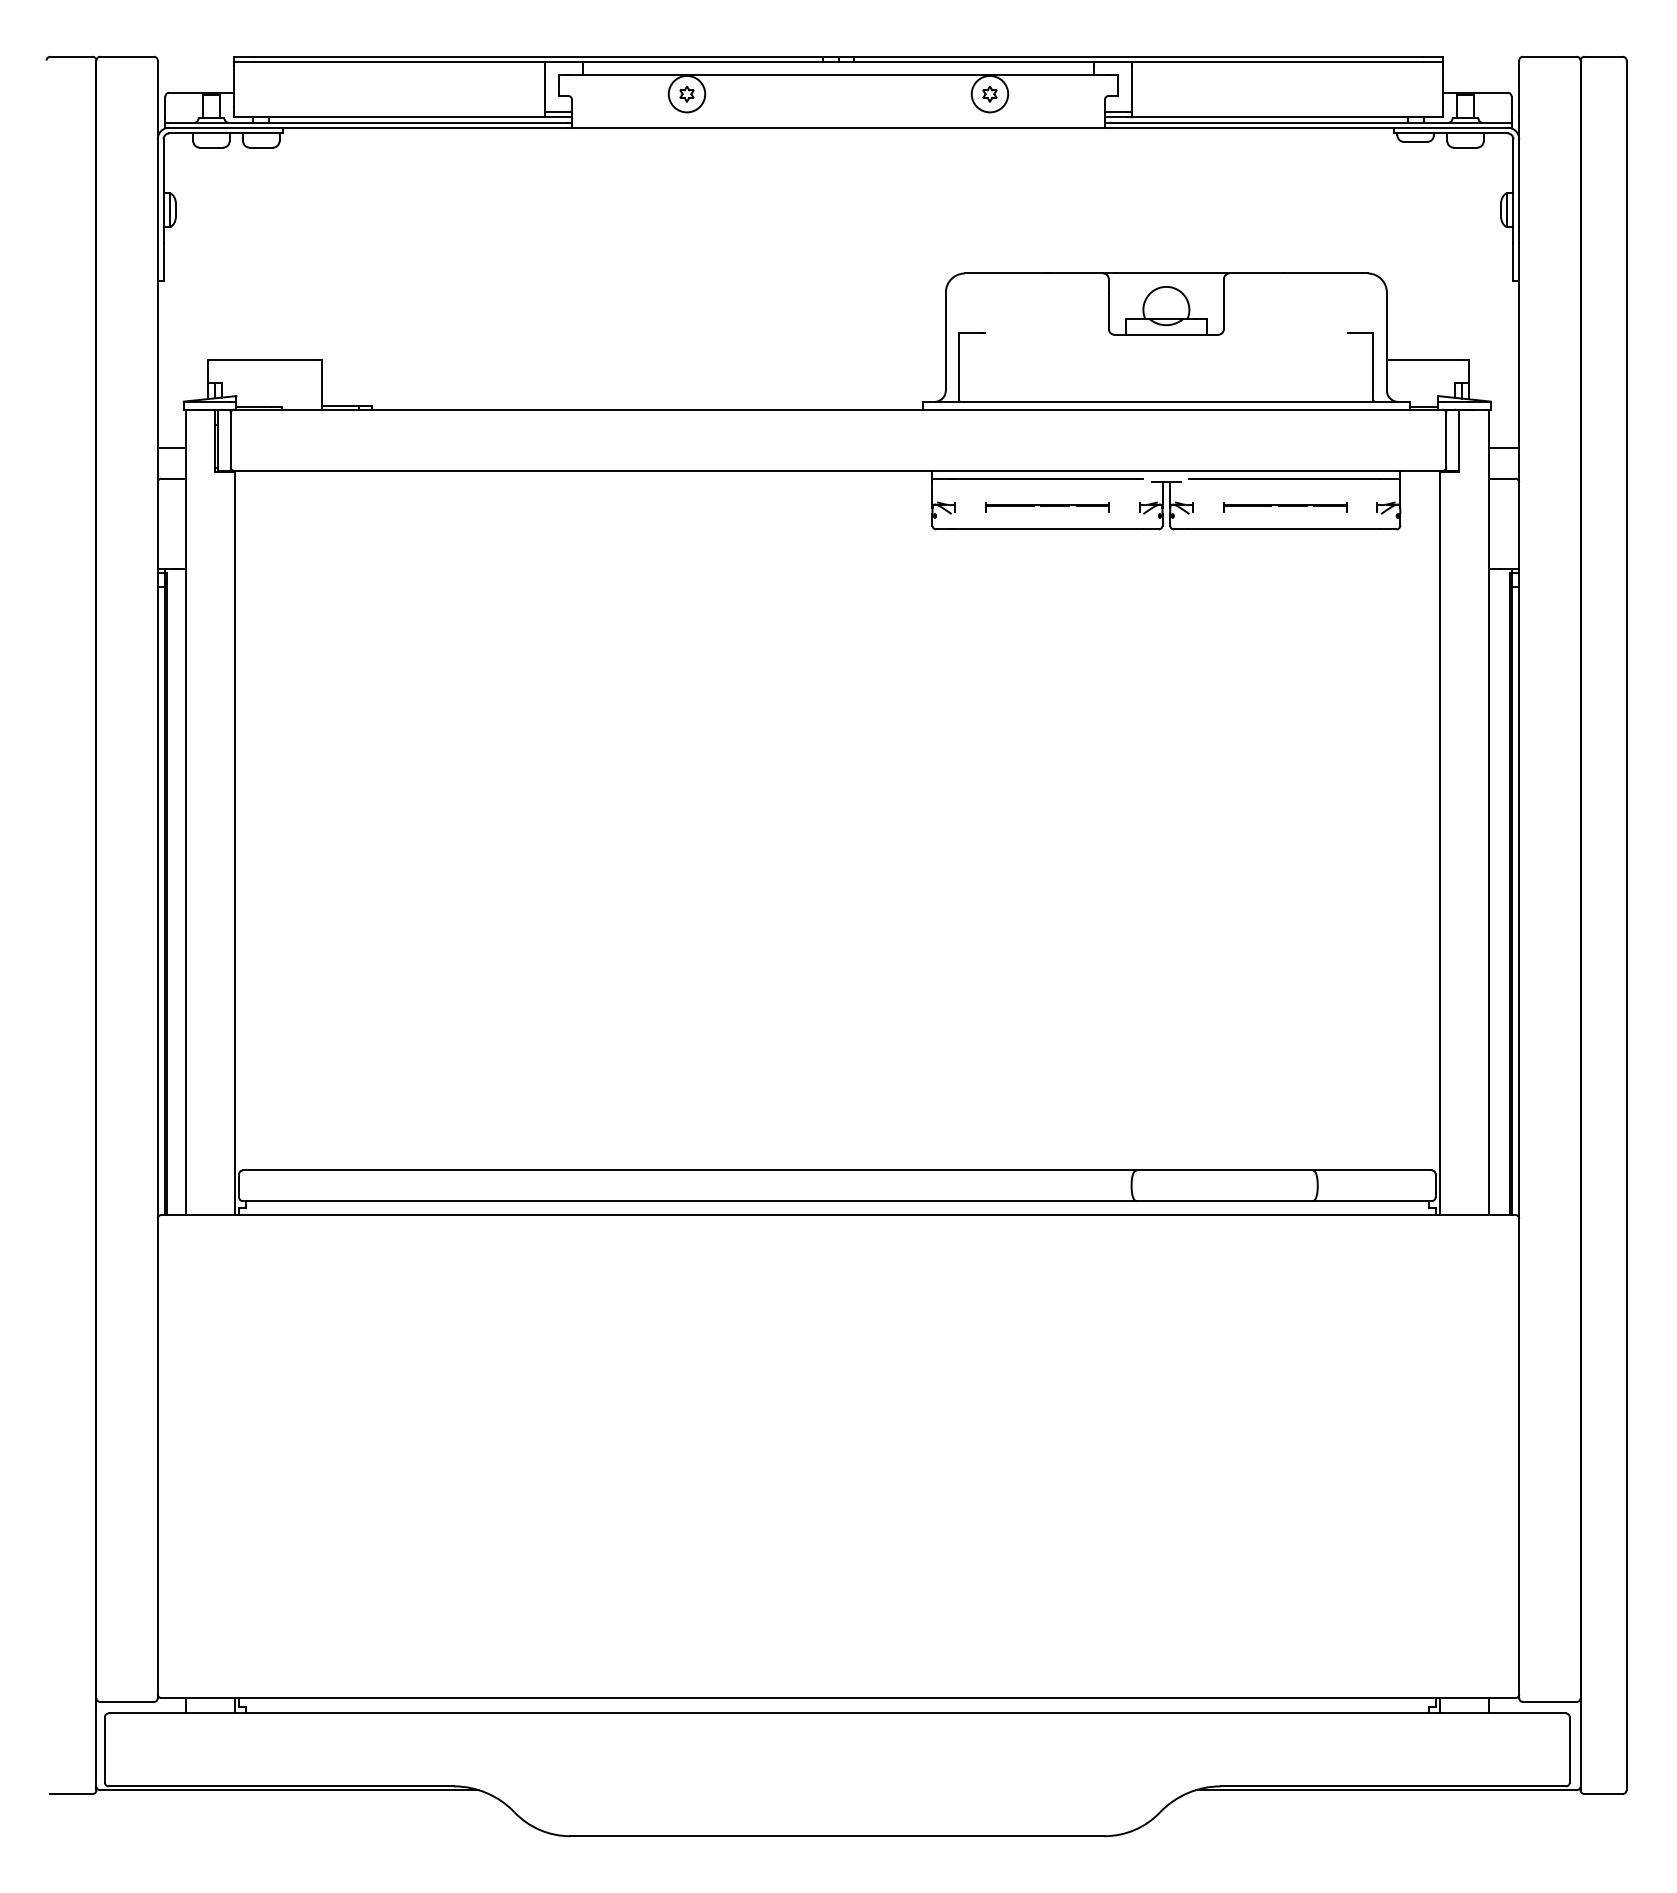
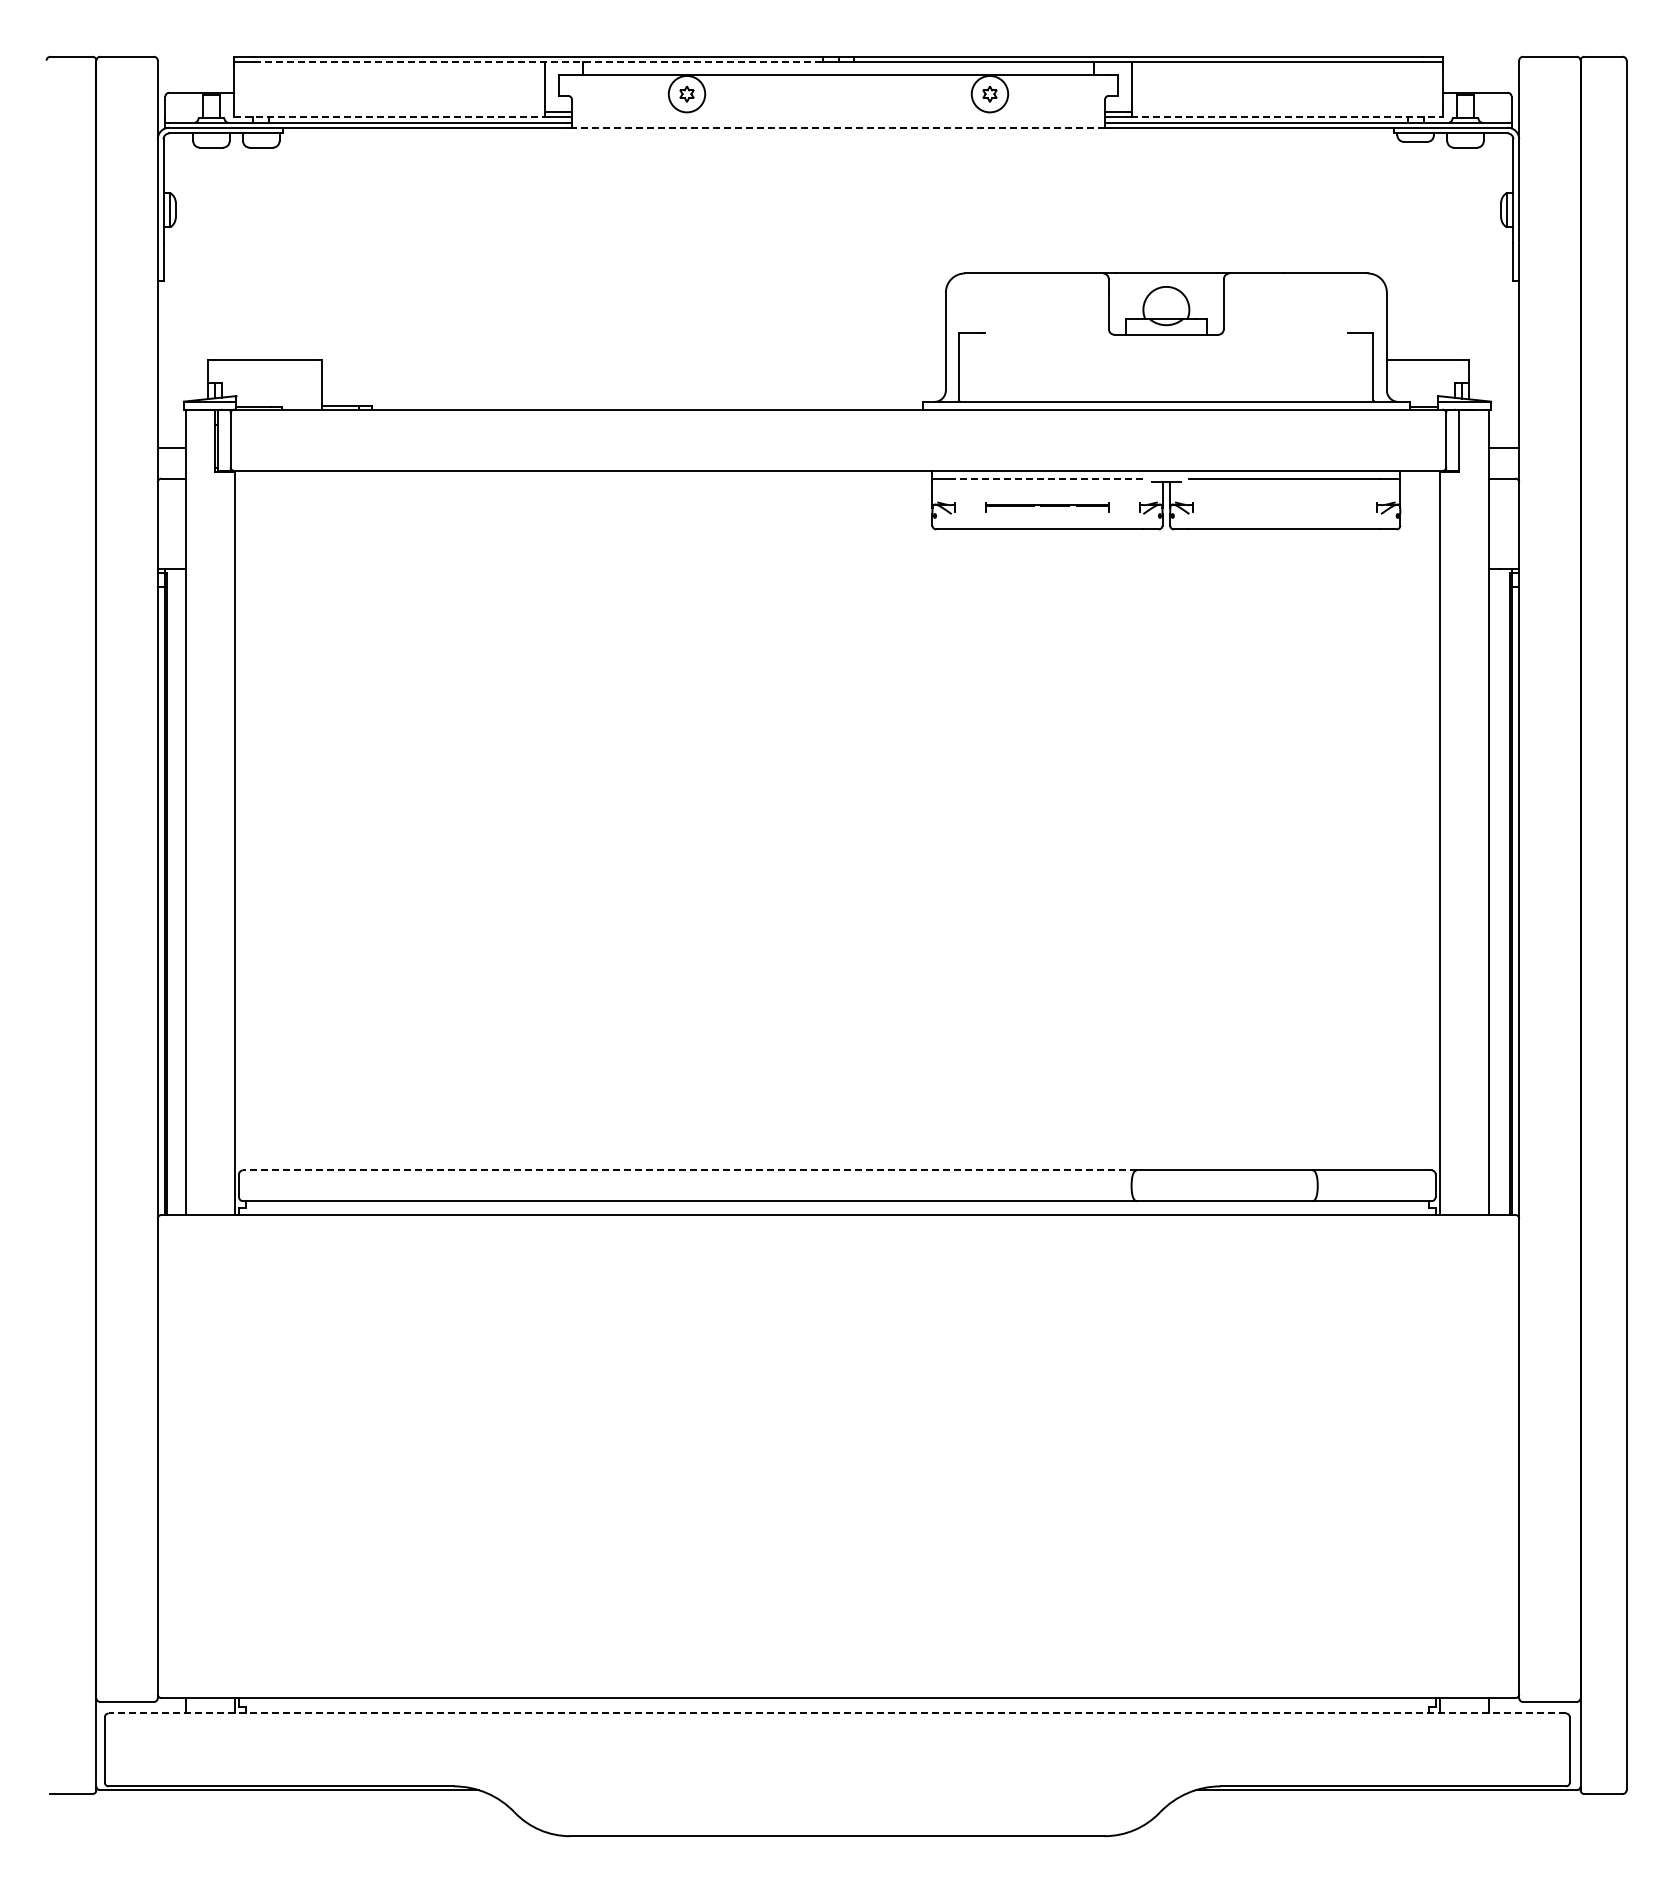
line: solid -> dashed (538, 61)
line: solid -> dashed (390, 116)
line: solid -> dashed (1286, 116)
line: solid -> dashed (838, 127)
line: solid -> dashed (1047, 479)
part: present -> none (1285, 507)
line: solid -> dashed (689, 1170)
line: solid -> dashed (837, 1713)
